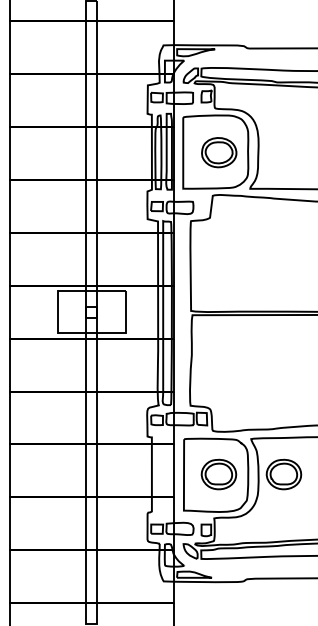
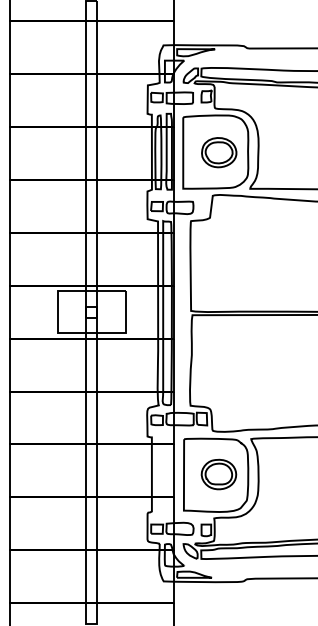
part: present -> none (283, 474)
